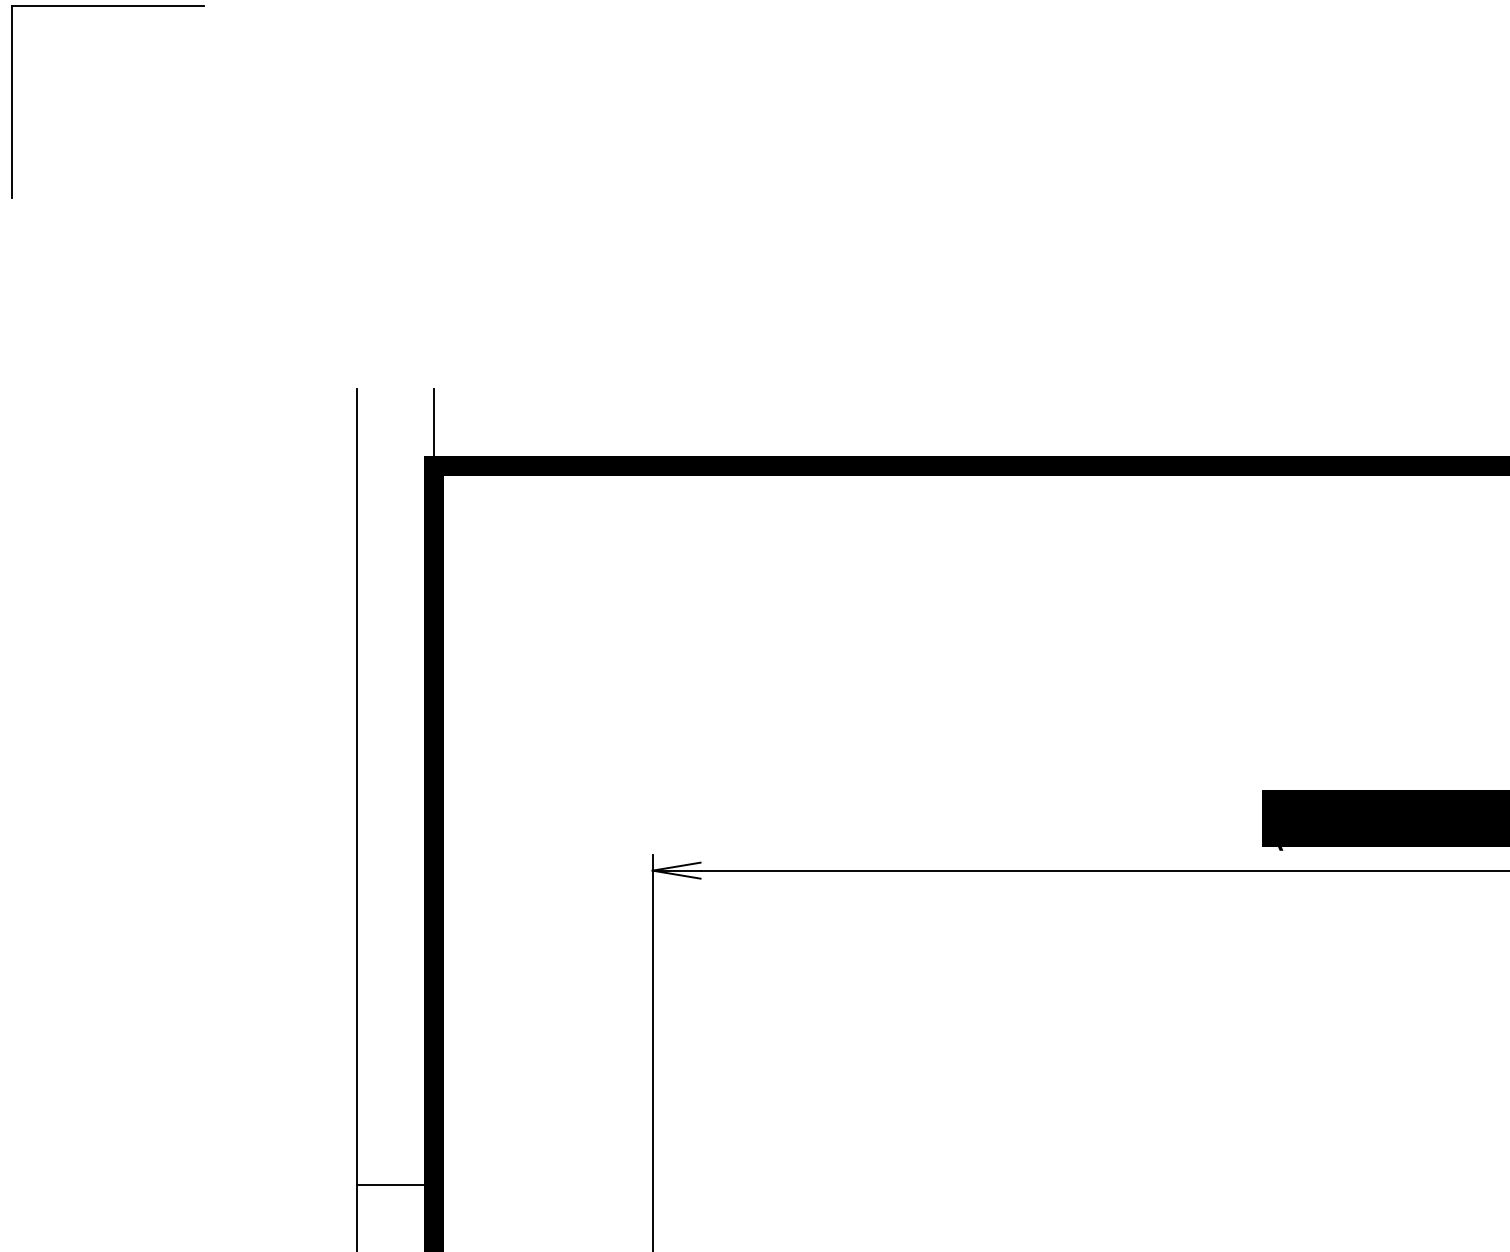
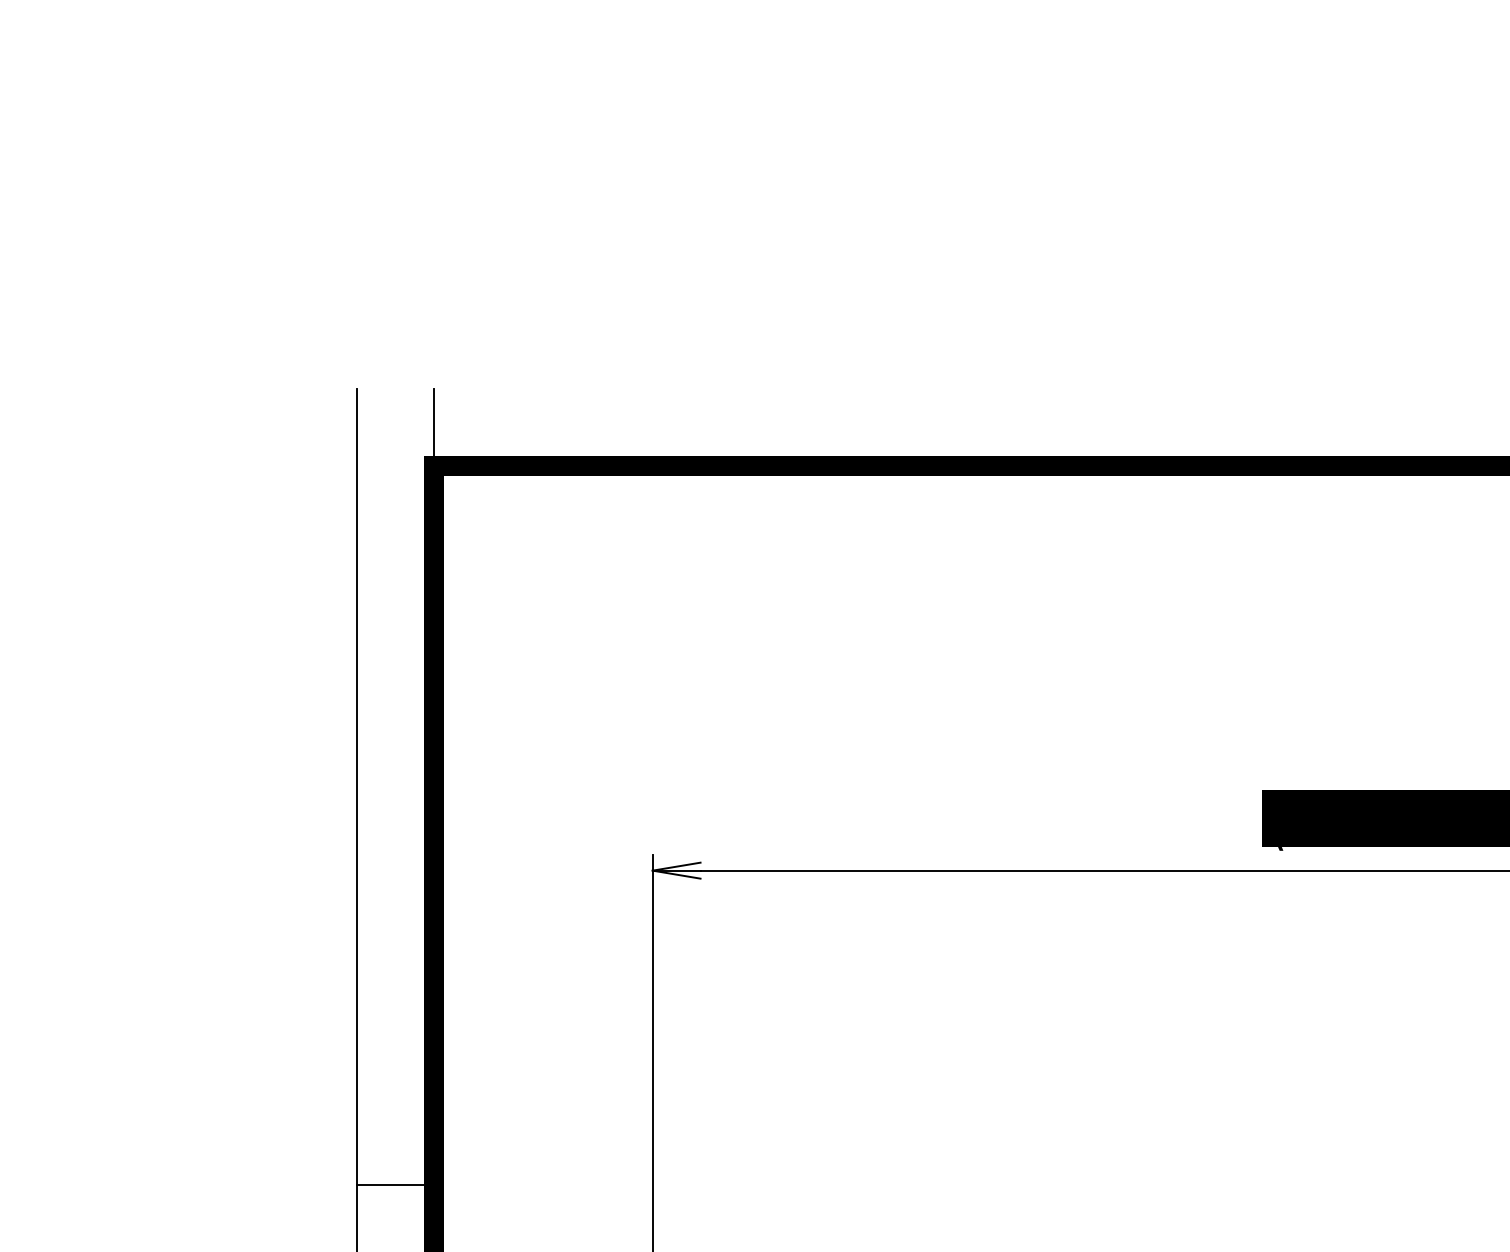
part: present -> none (107, 6)
